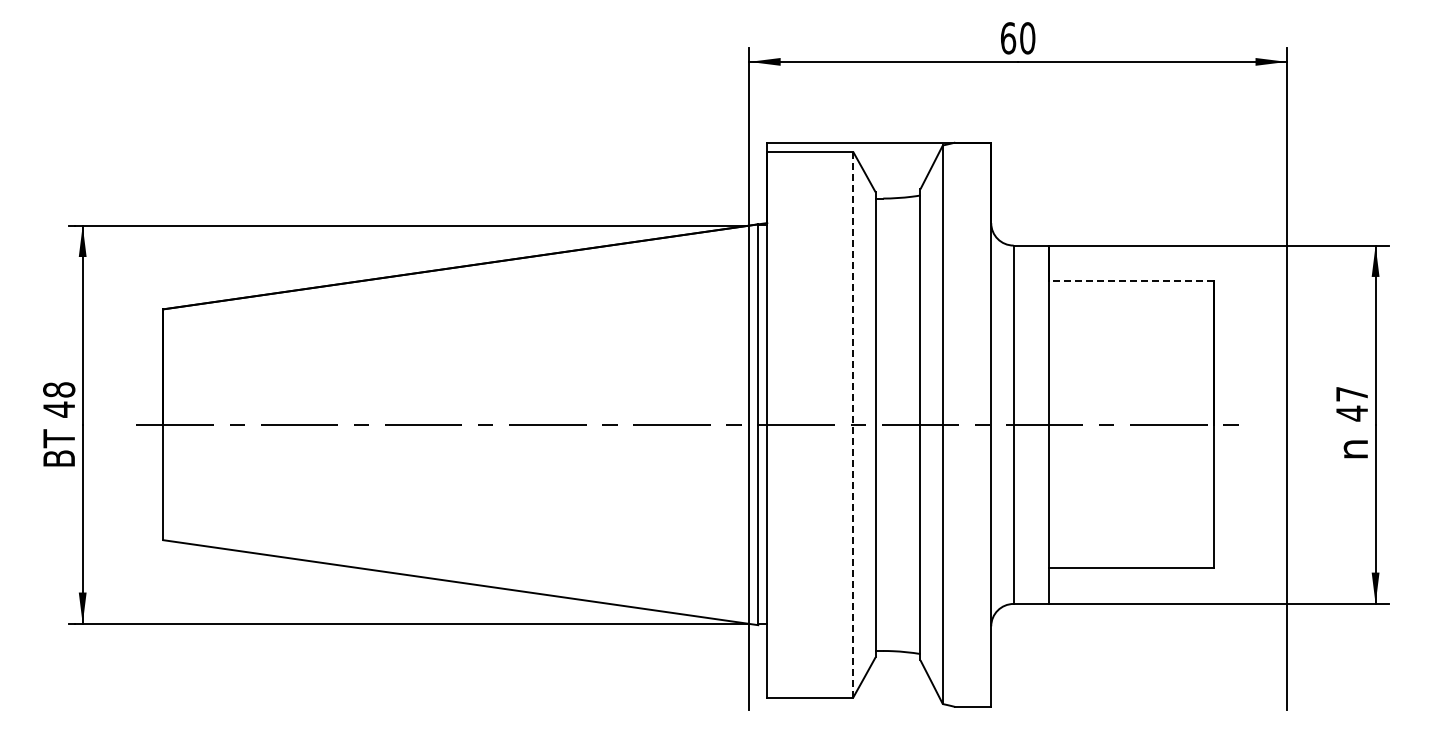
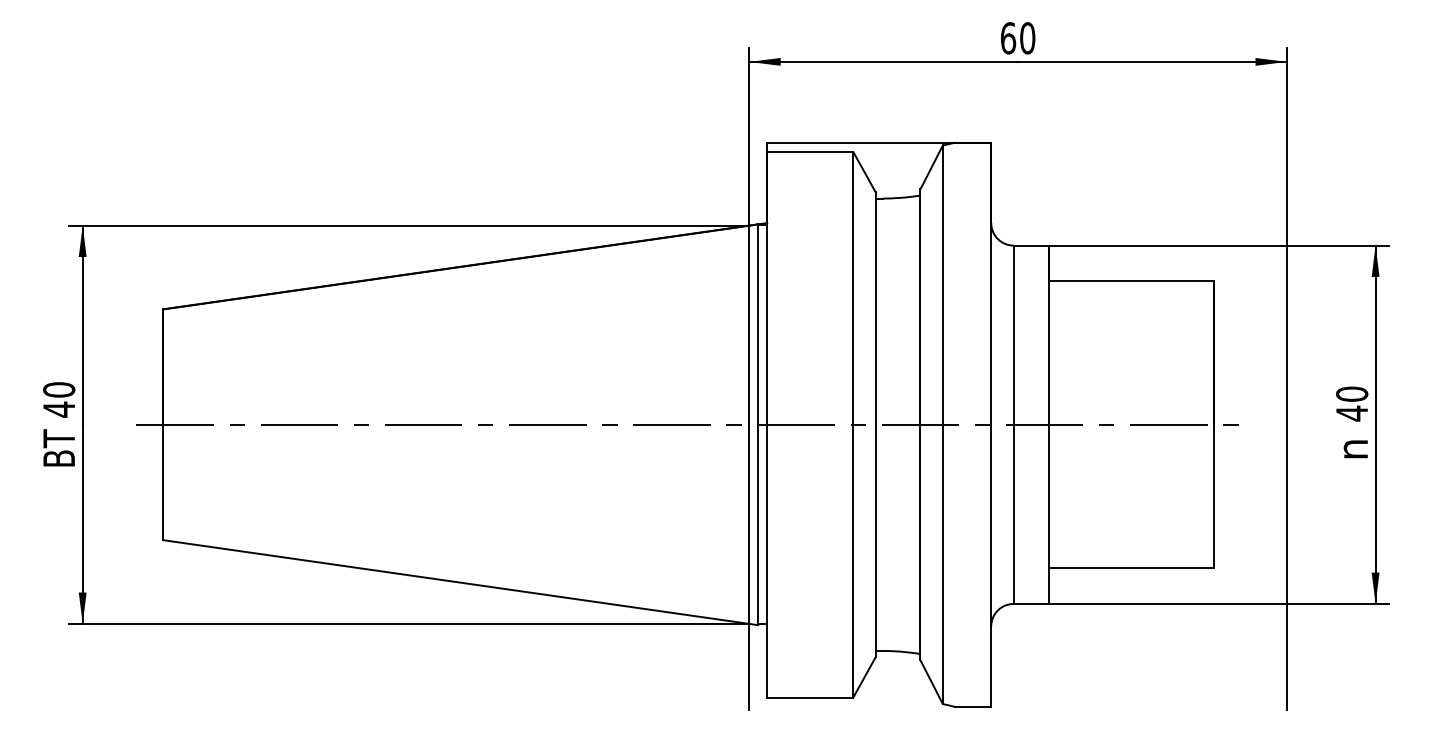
line: dashed -> solid (1131, 281)
text: 48 -> 40 (59, 389)
text: 47 -> 40 (1352, 393)
line: dashed -> solid (853, 424)
